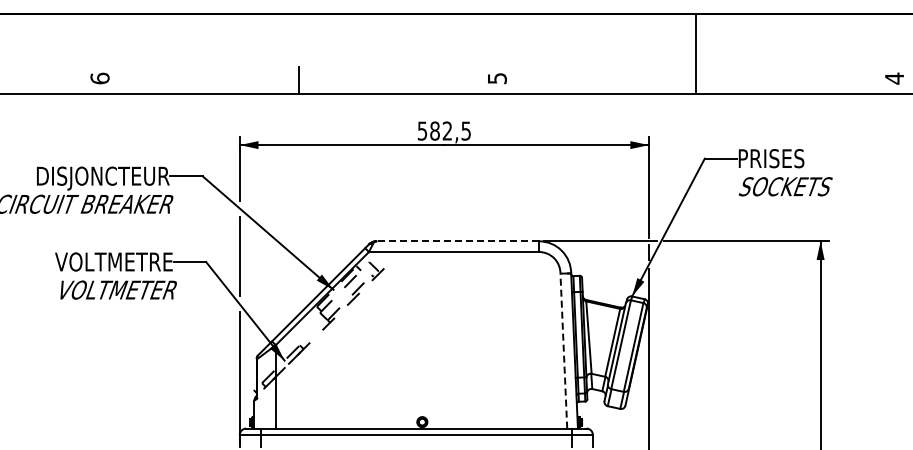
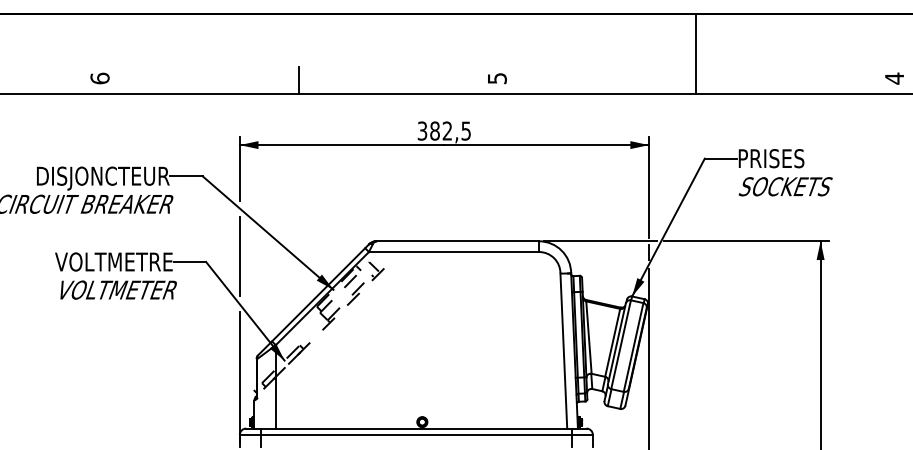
text: 582,5 -> 382,5 (422, 130)
line: dashed -> solid (457, 241)
line: dashed -> solid (563, 351)
